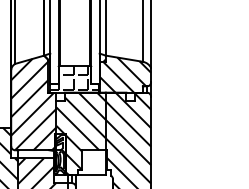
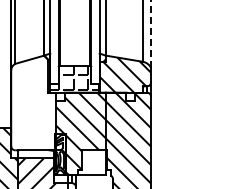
line: solid -> dashed (151, 34)
hatch: present -> none (33, 104)
